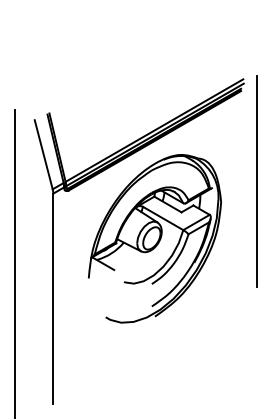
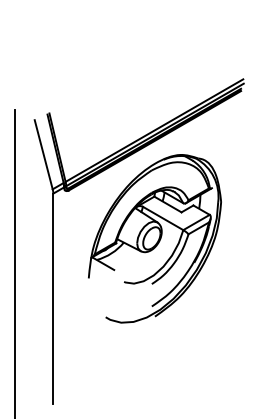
line: present -> none (256, 181)
